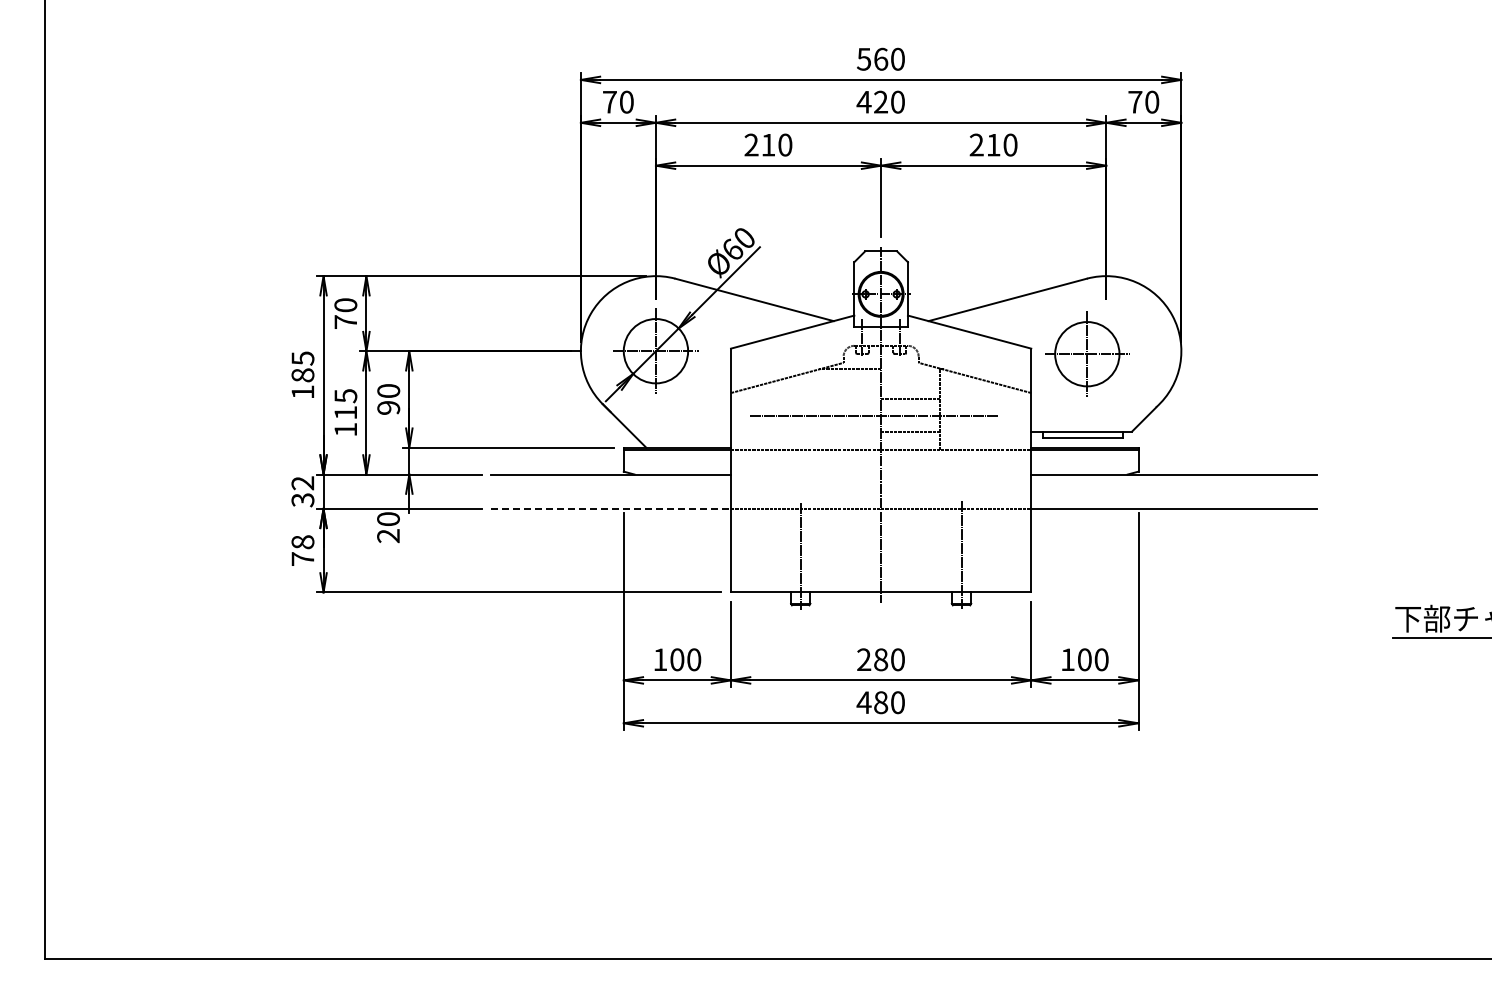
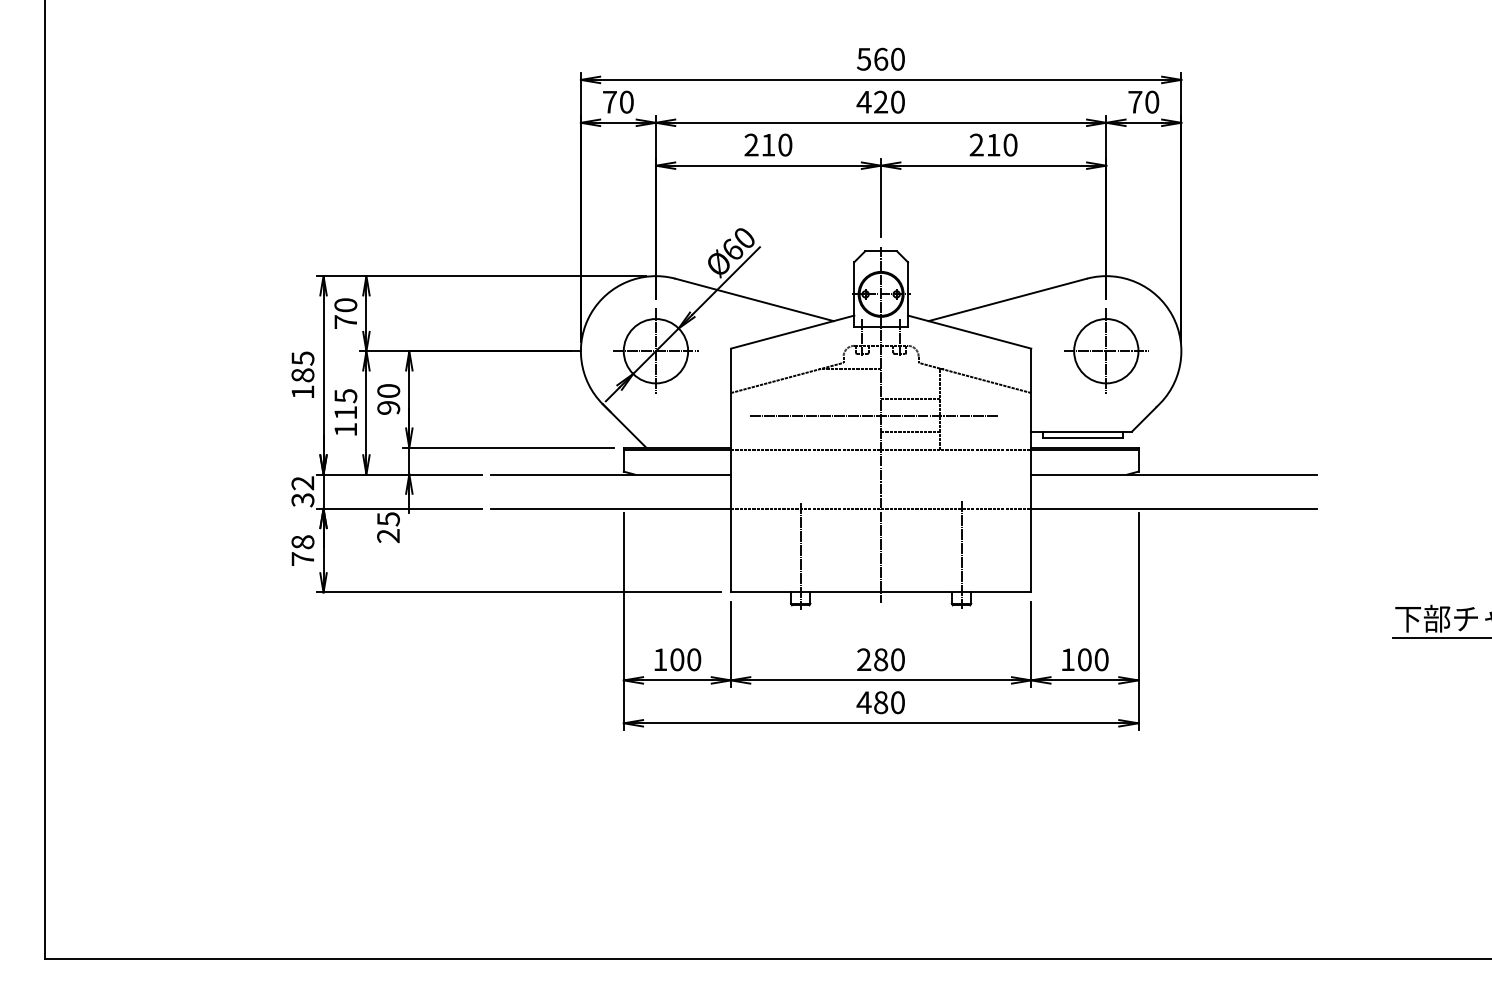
part position: (1087, 353) -> (1106, 350) (1106, 350)
line: dashed -> solid (611, 508)
text: 20 -> 25 (388, 519)
